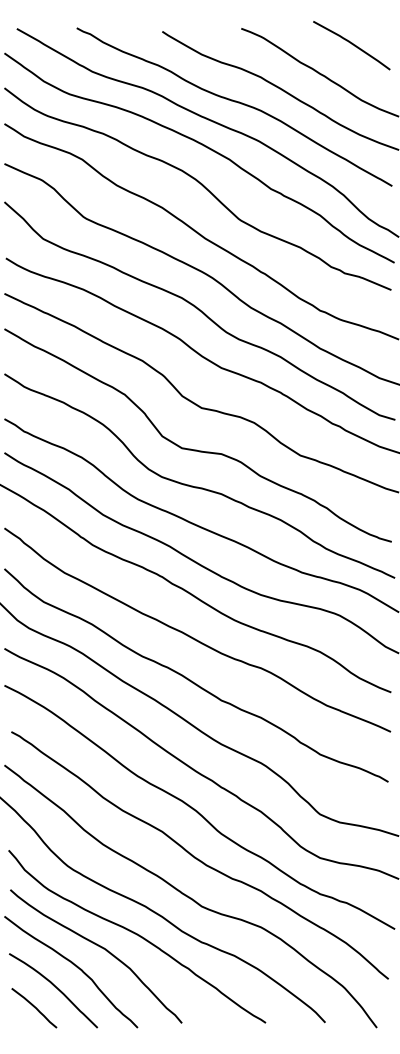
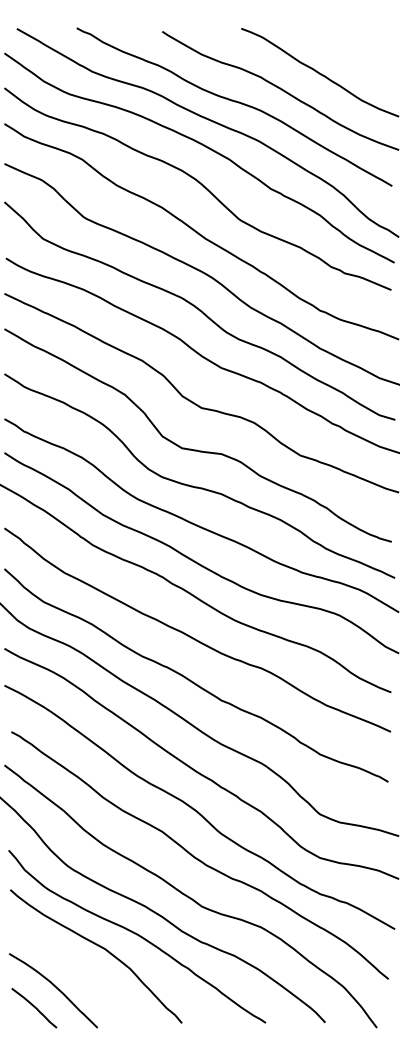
curve: present -> none (351, 44)
curve: present -> none (76, 967)
